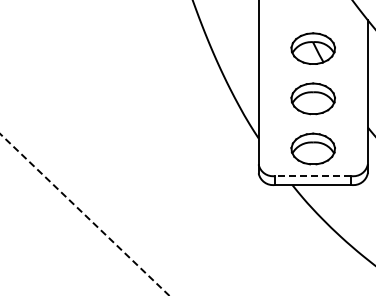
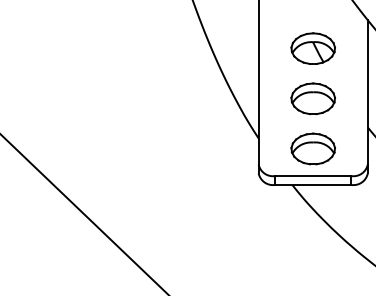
line: dashed -> solid (312, 176)
line: dashed -> solid (84, 214)
